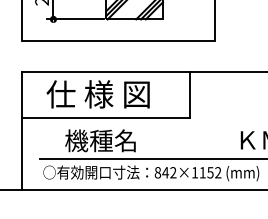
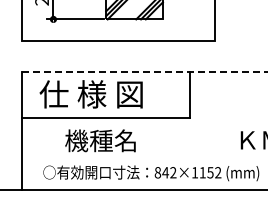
line: solid -> dashed (144, 72)
text position: (97, 94) -> (90, 94) (90, 94)
line: present -> none (152, 158)
